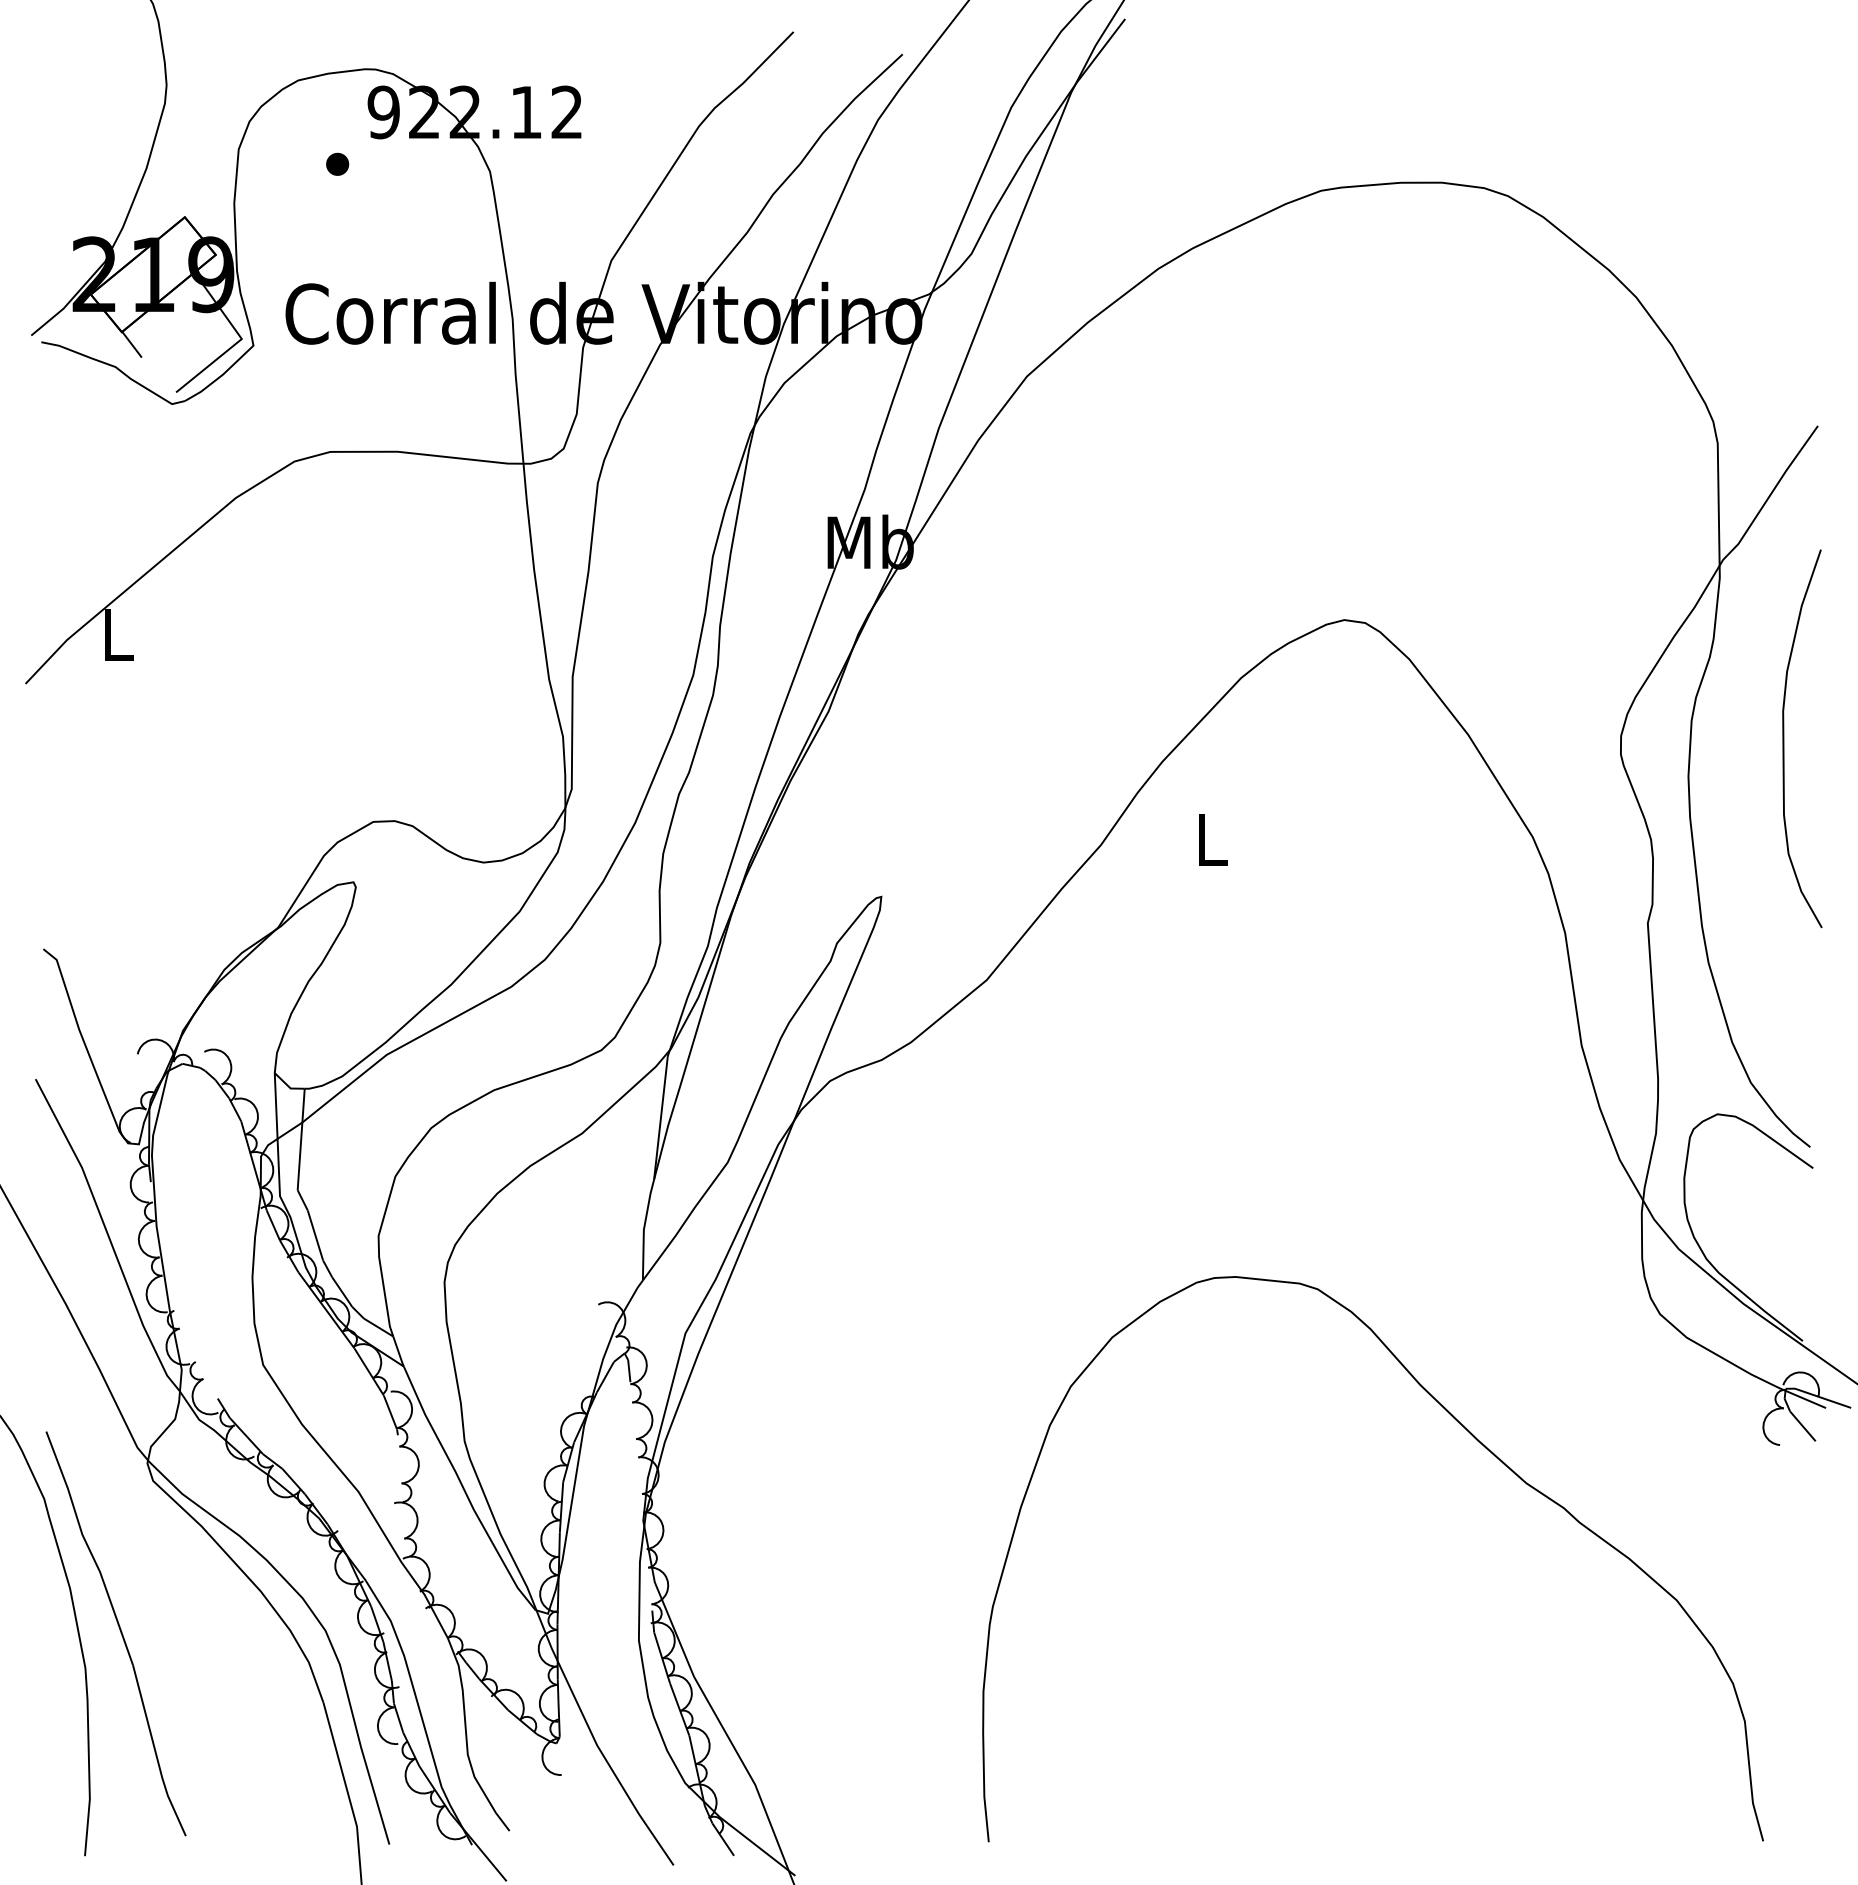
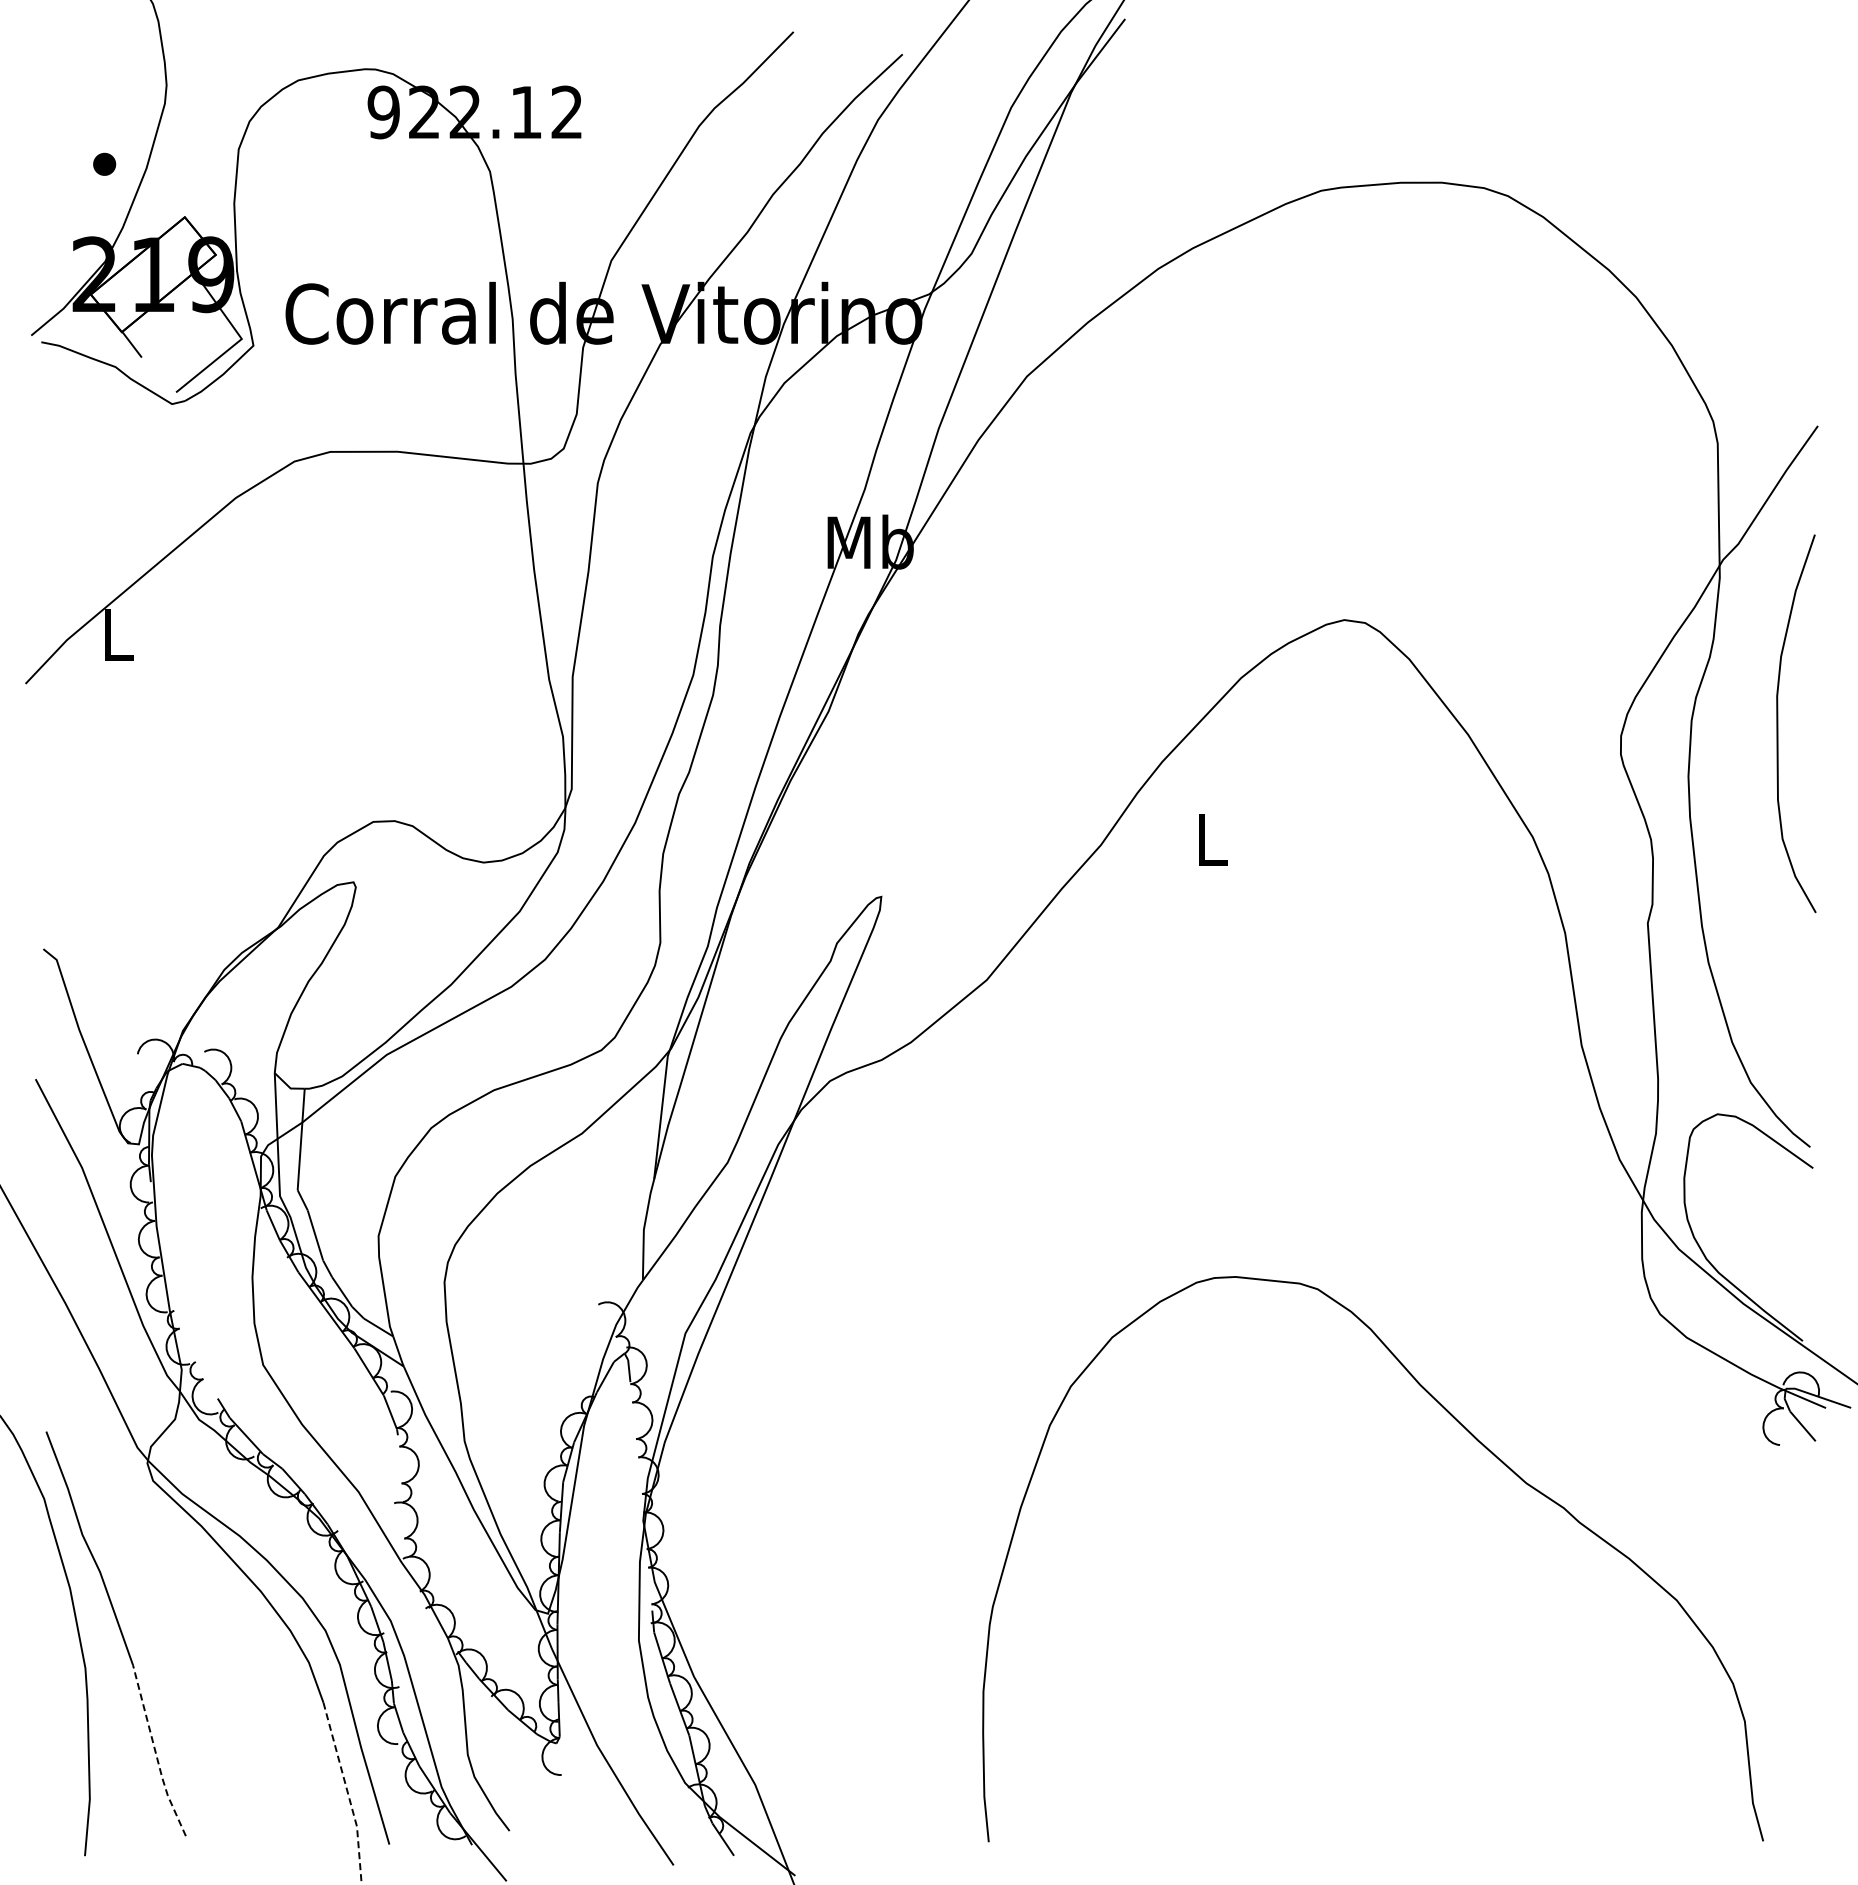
part position: (337, 163) -> (104, 163) (104, 163)
curve position: (1784, 738) -> (1778, 723) (1778, 723)
line: solid -> dashed (155, 1753)
line: solid -> dashed (348, 1794)
